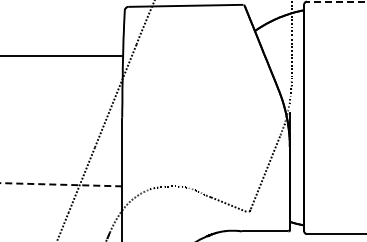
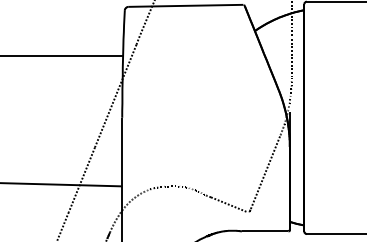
line: dashed -> solid (336, 1)
line: dashed -> solid (61, 184)
